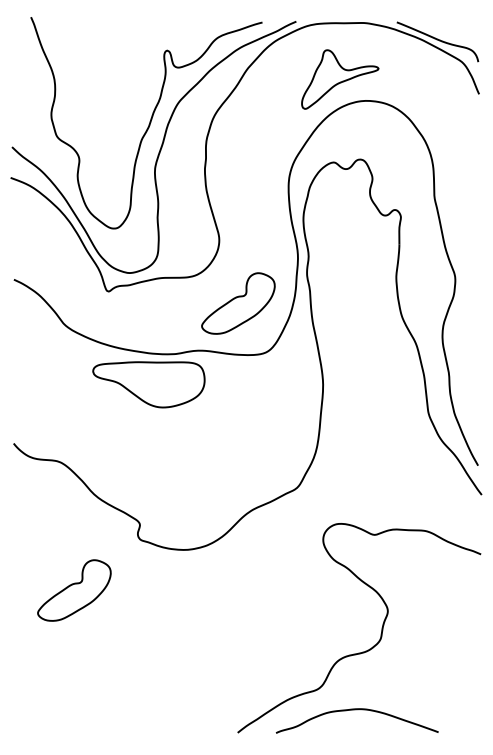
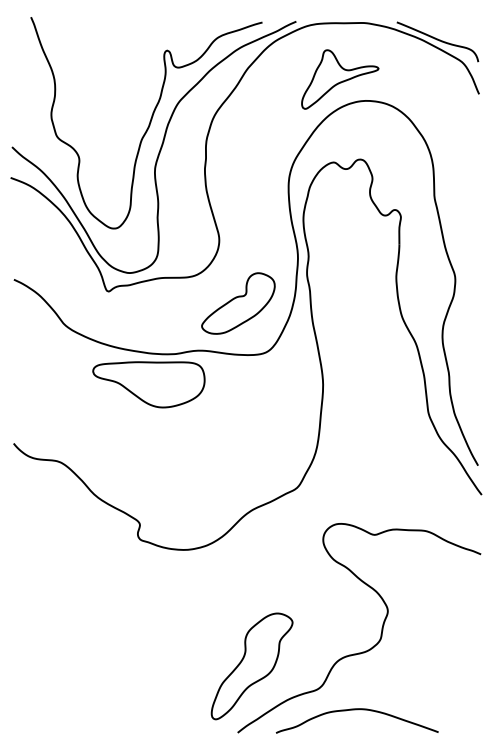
part: present -> none (74, 590)
part: none -> present (251, 666)
